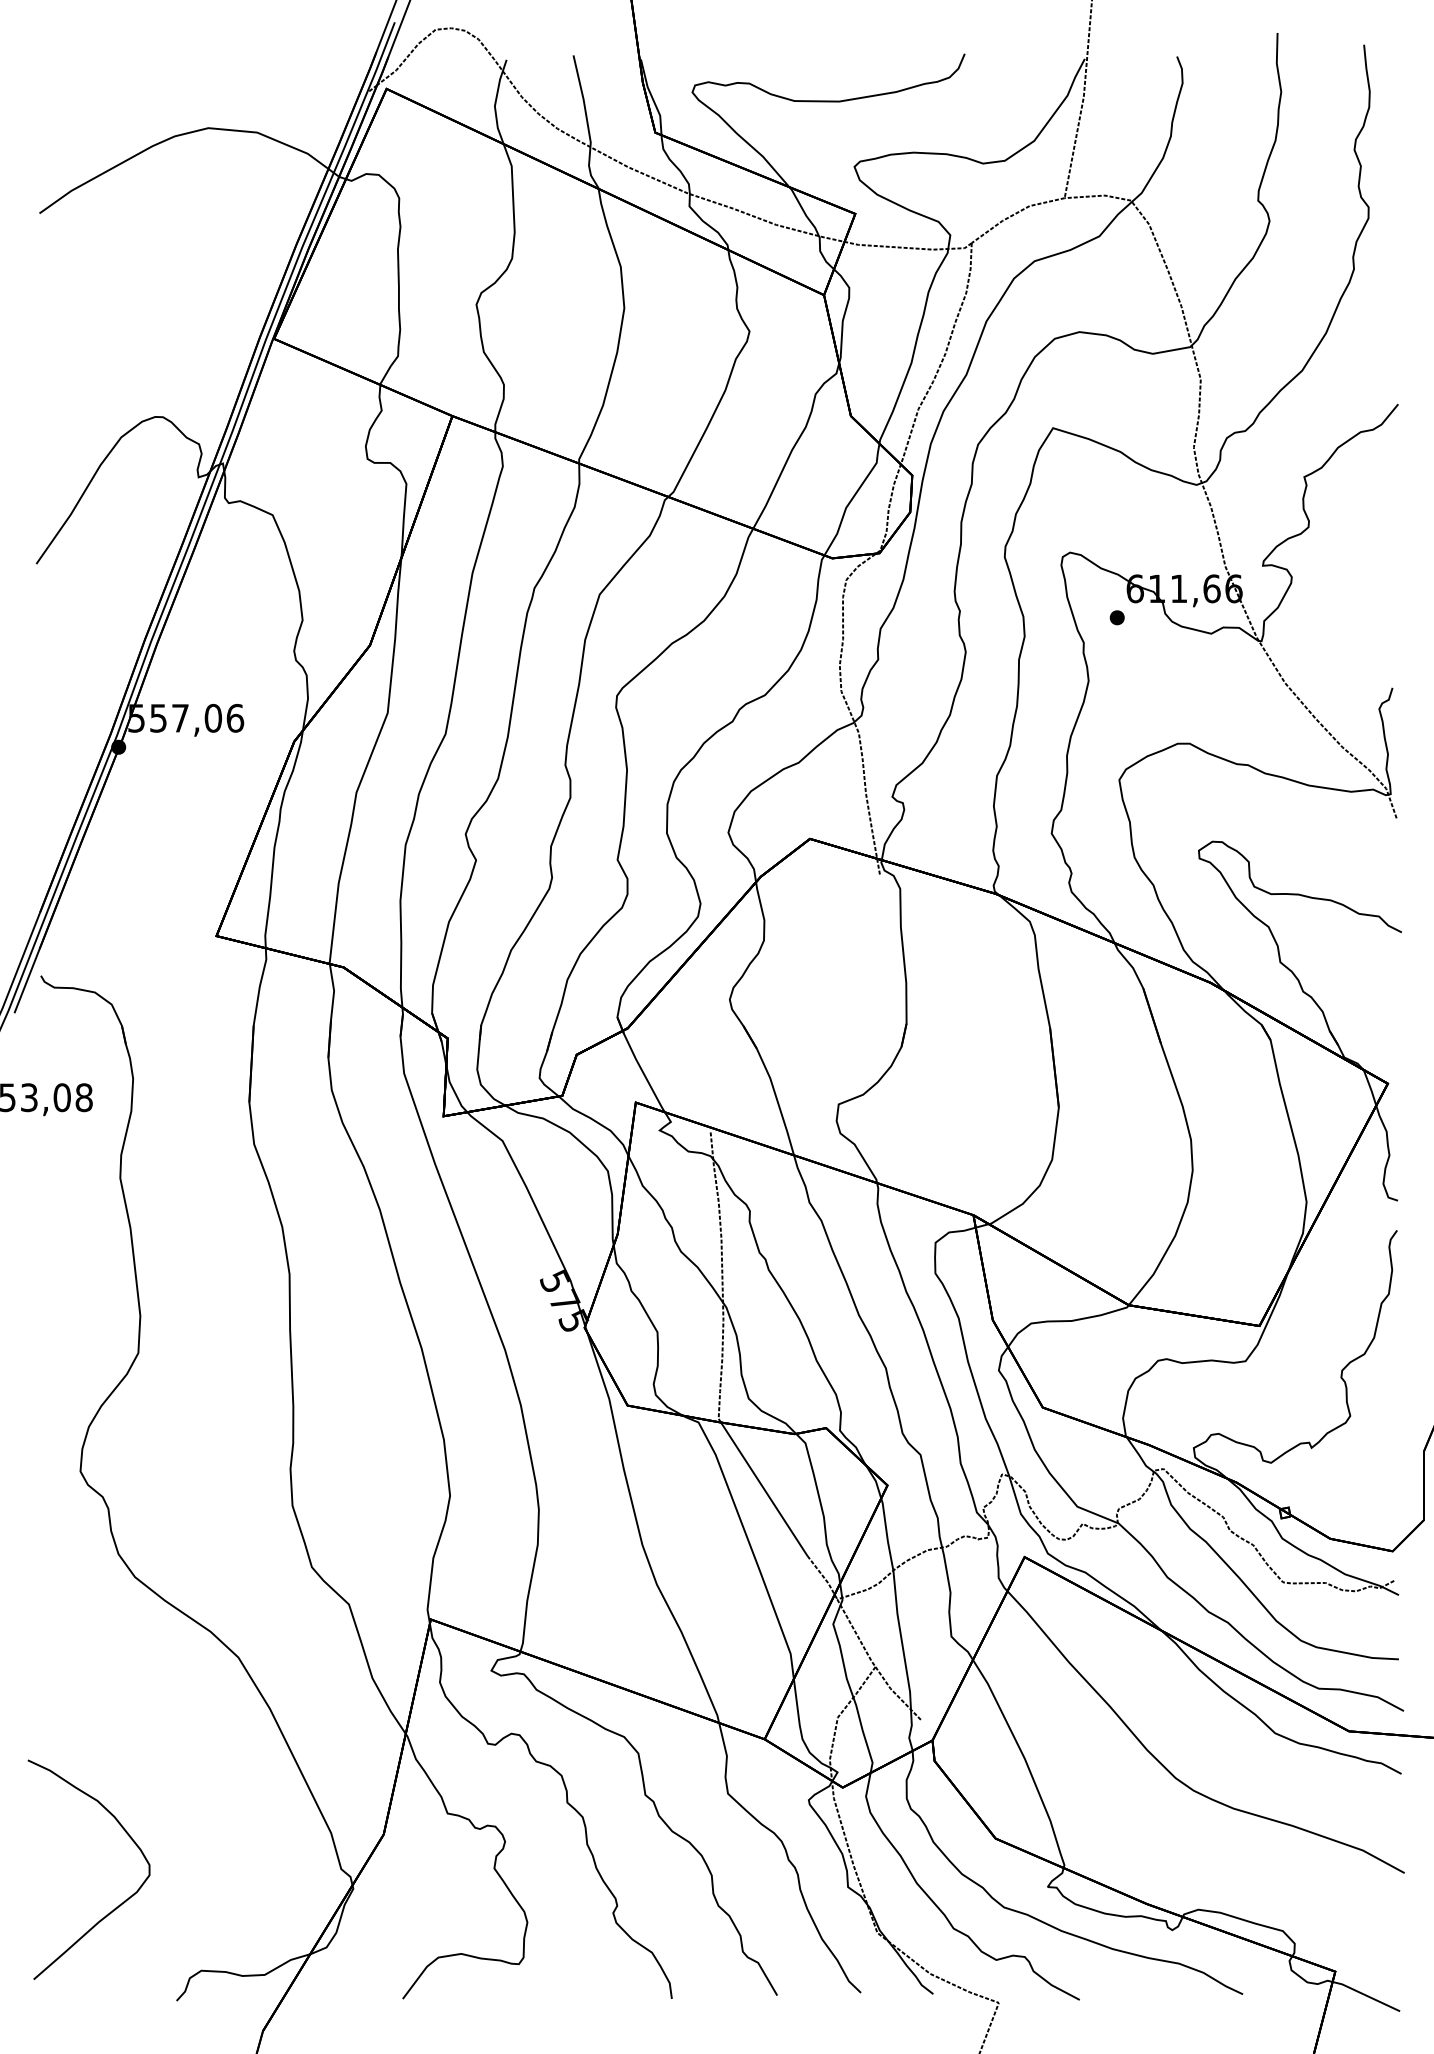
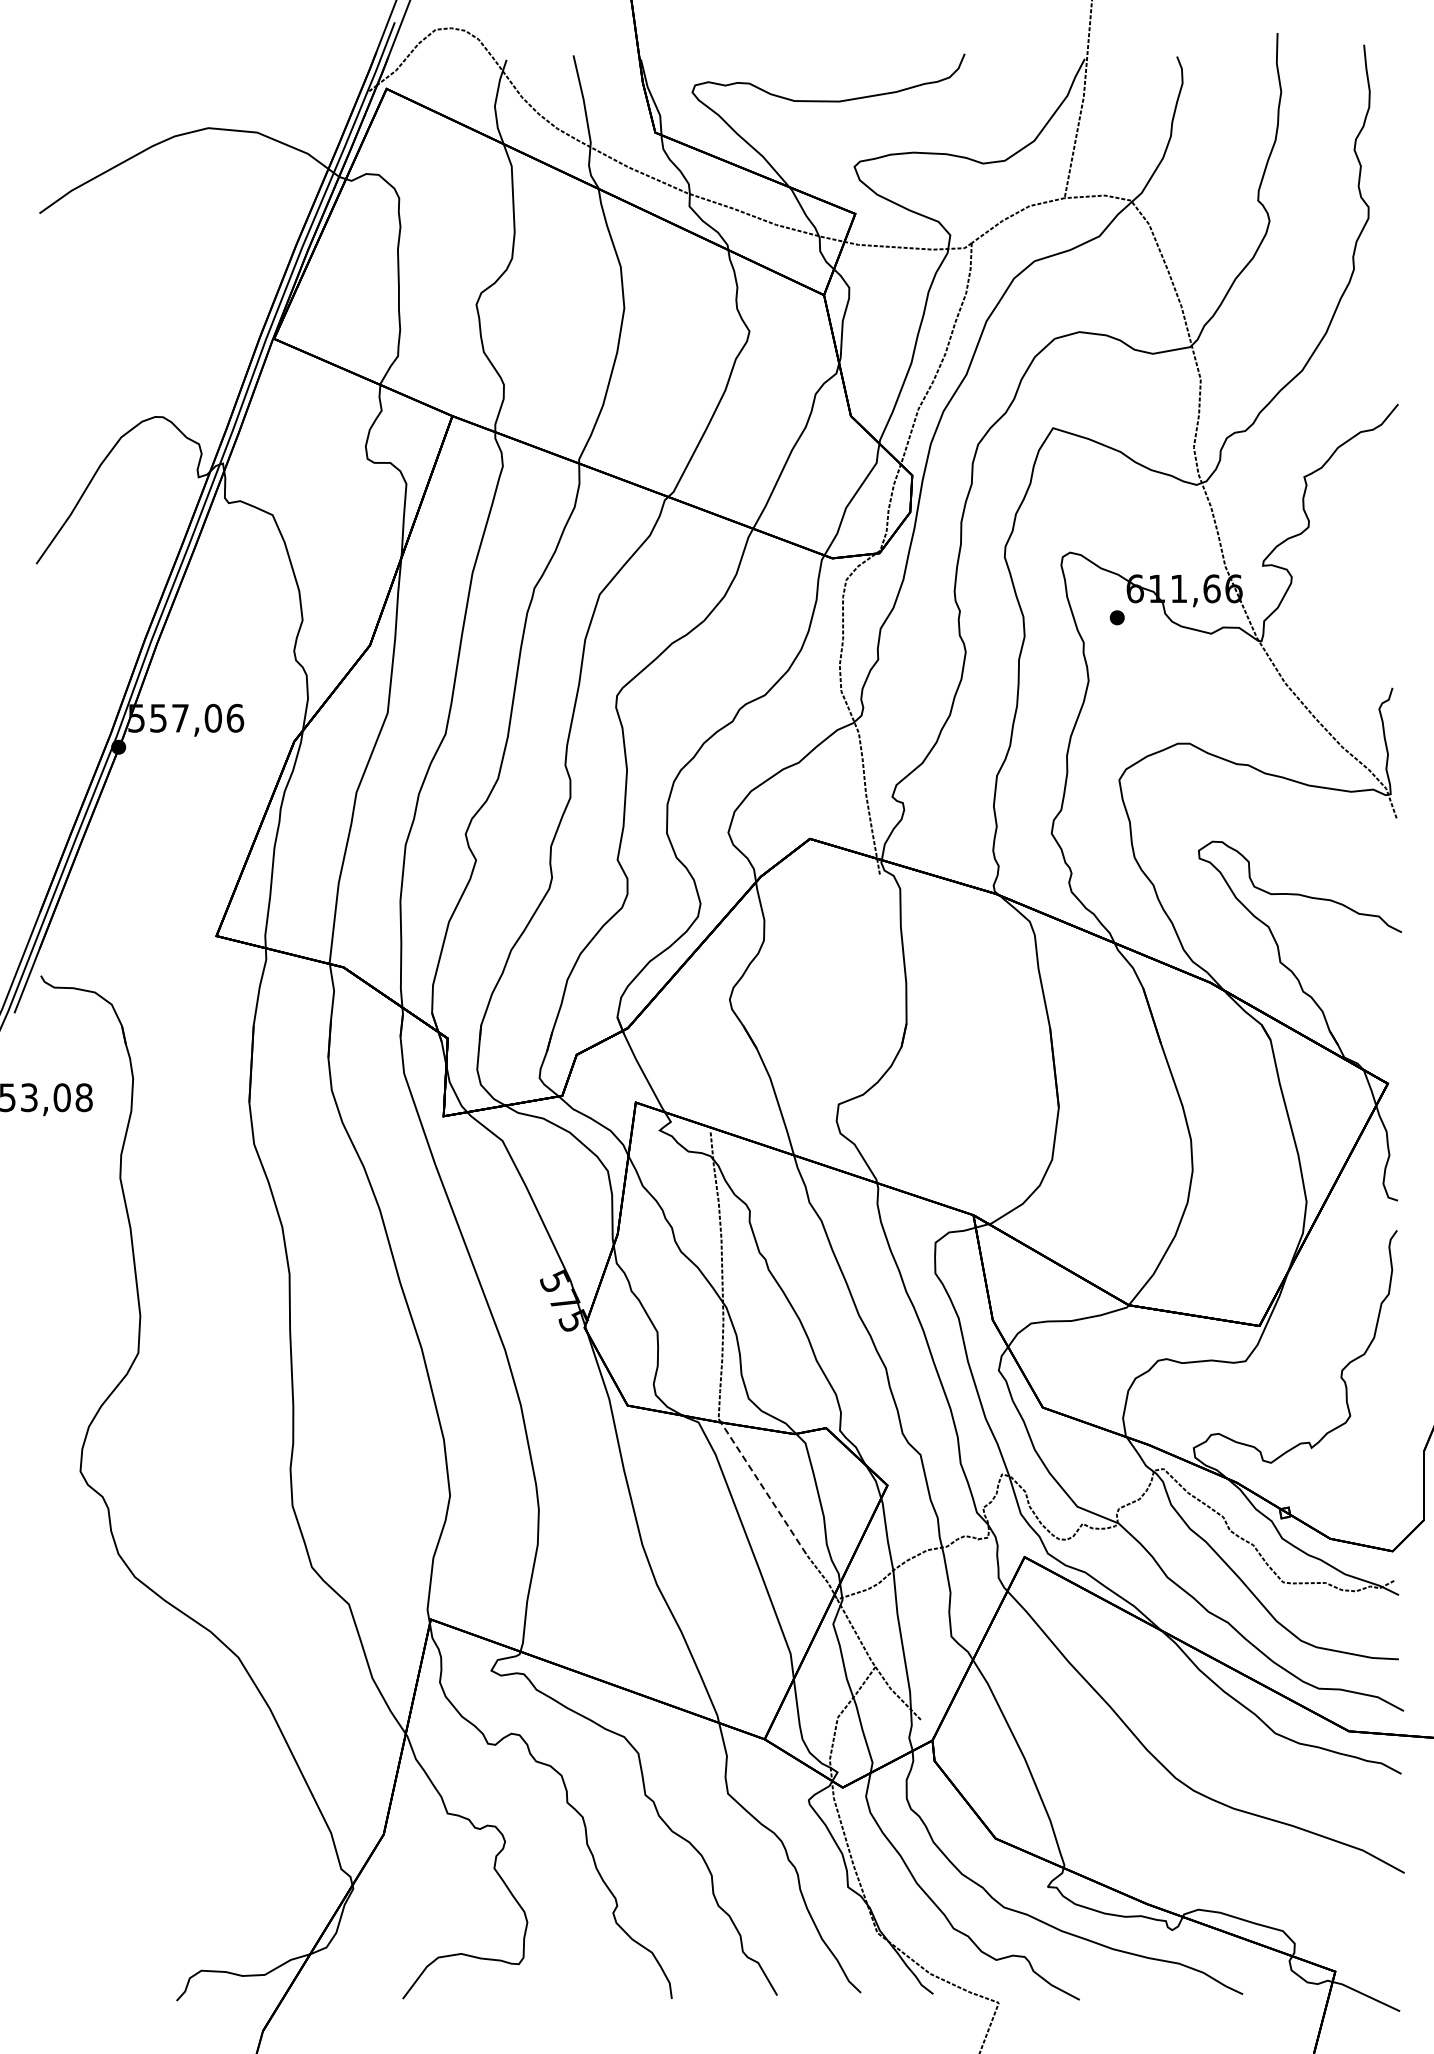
line: solid -> dashed (763, 1487)
part: present -> none (115, 1907)
